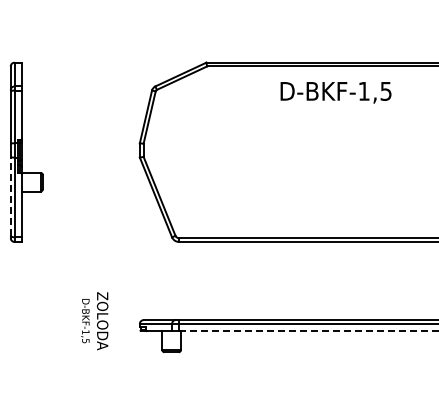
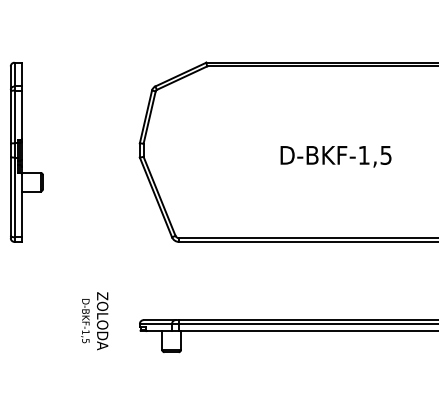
text position: (335, 92) -> (335, 156) (335, 156)
line: dashed -> solid (10, 195)
line: dashed -> solid (308, 331)
